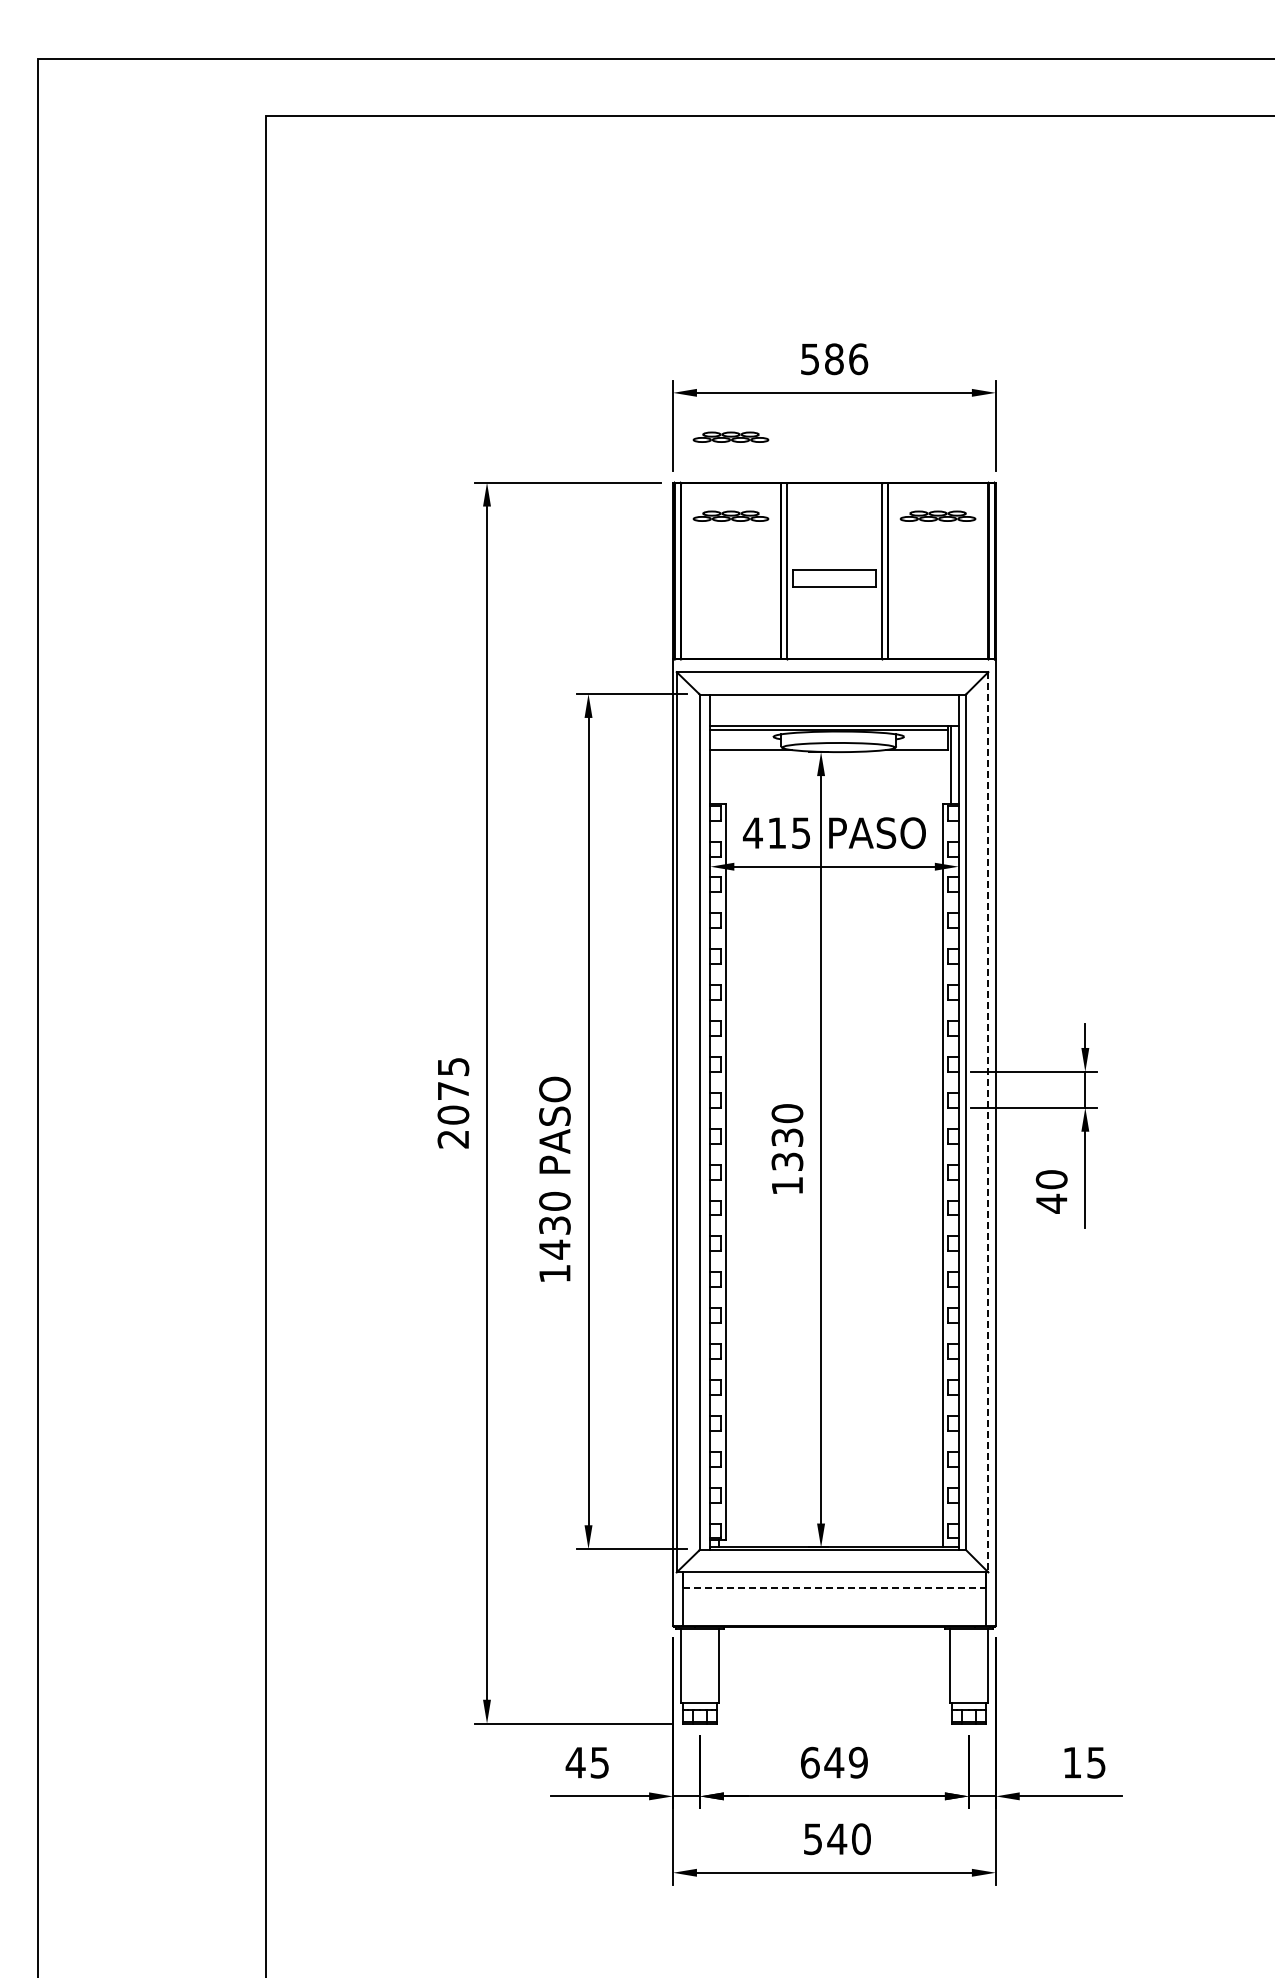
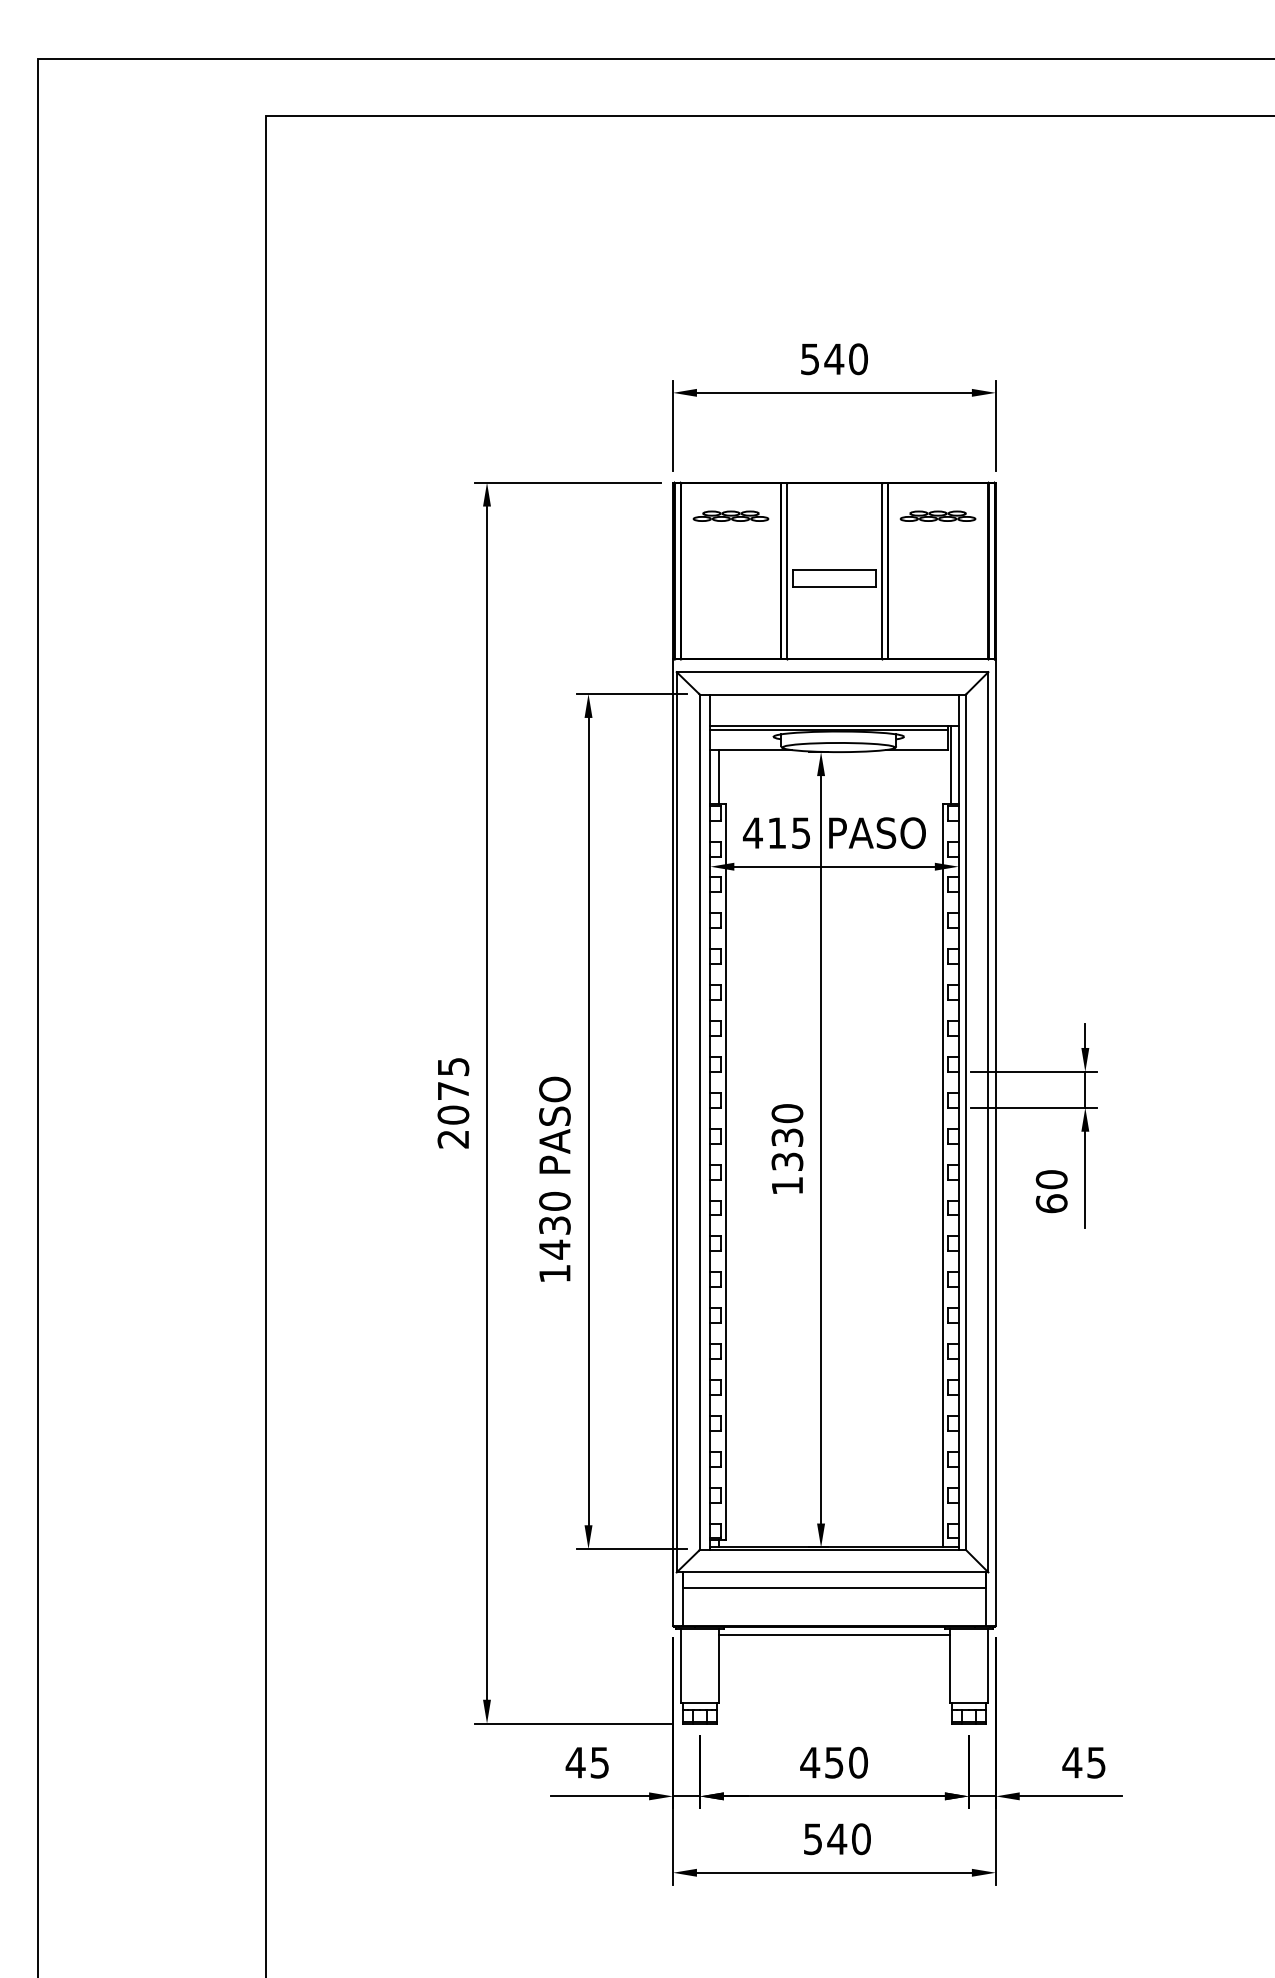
text: 586 -> 540 (846, 359)
part: present -> none (730, 436)
line: none -> present (718, 777)
line: dashed -> solid (988, 1122)
text: 40 -> 60 (1051, 1203)
line: dashed -> solid (834, 1587)
line: none -> present (833, 1635)
text: 649 -> 450 (833, 1762)
text: 15 -> 45 (1072, 1762)
